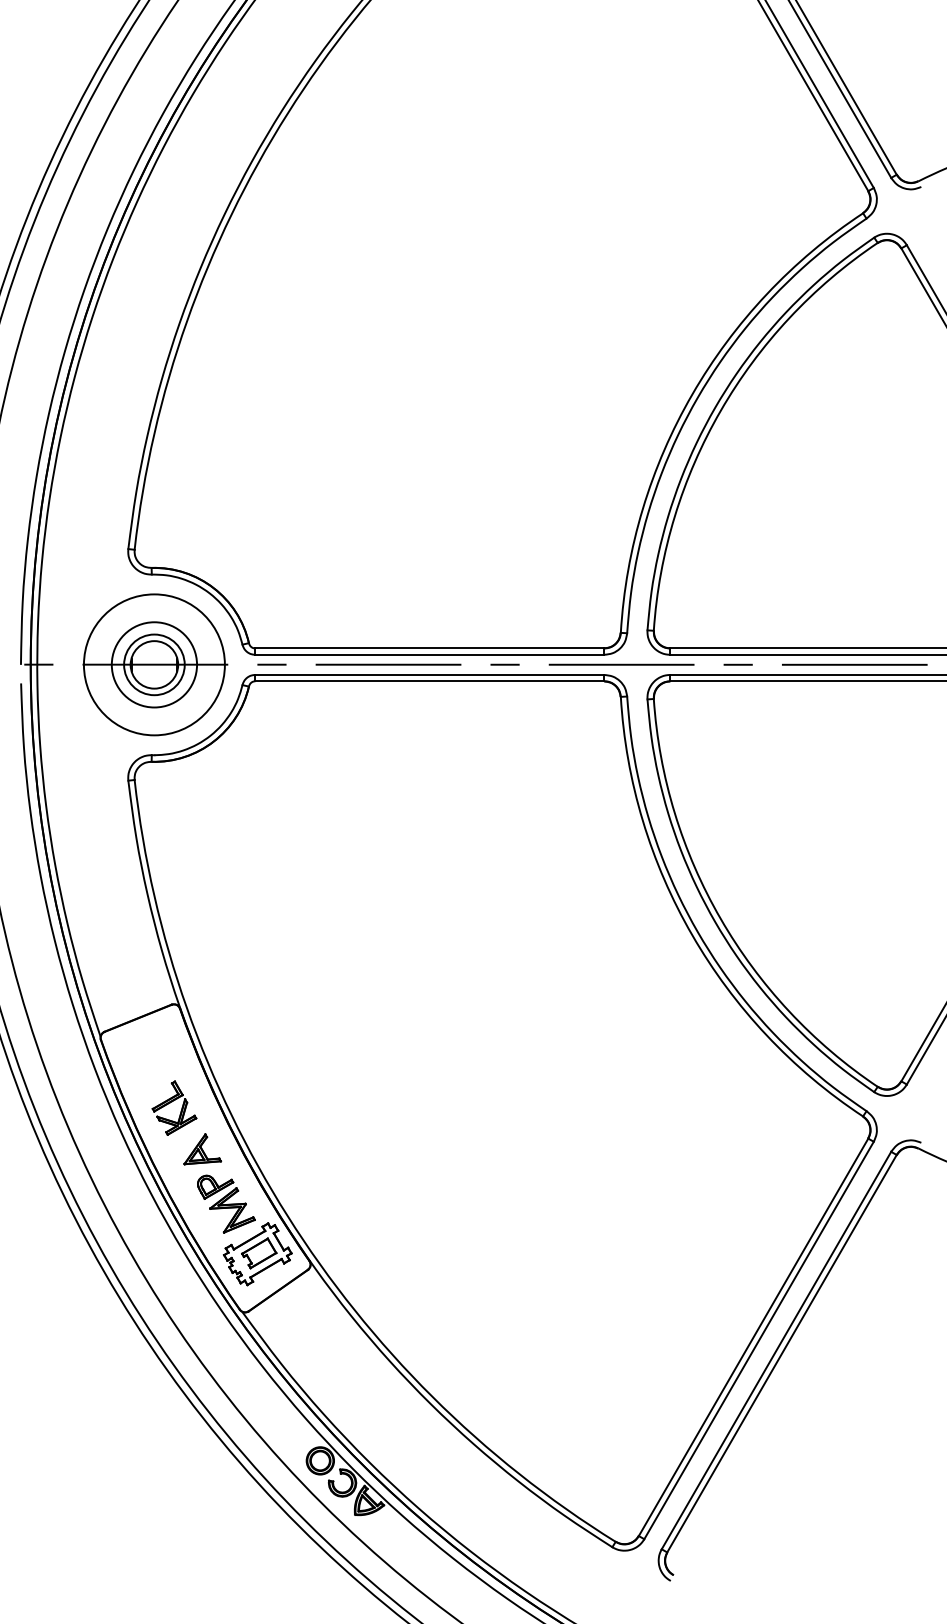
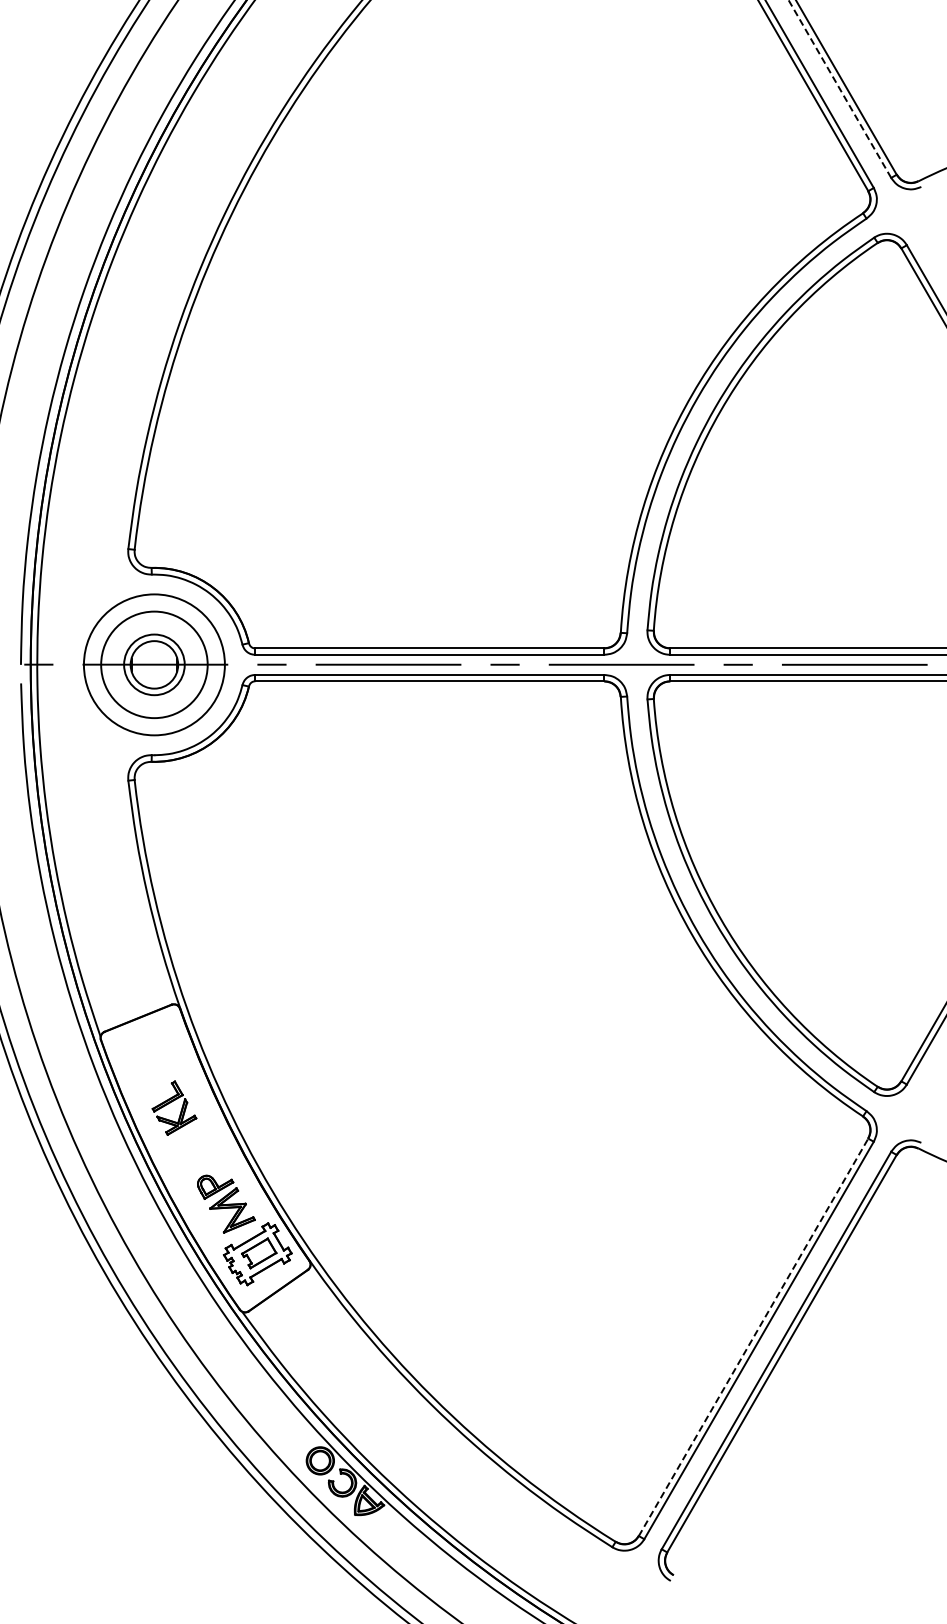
line: solid -> dashed (839, 88)
circle diameter: 85 px -> 107 px (154, 664)
part: present -> none (202, 1149)
line: solid -> dashed (753, 1337)
